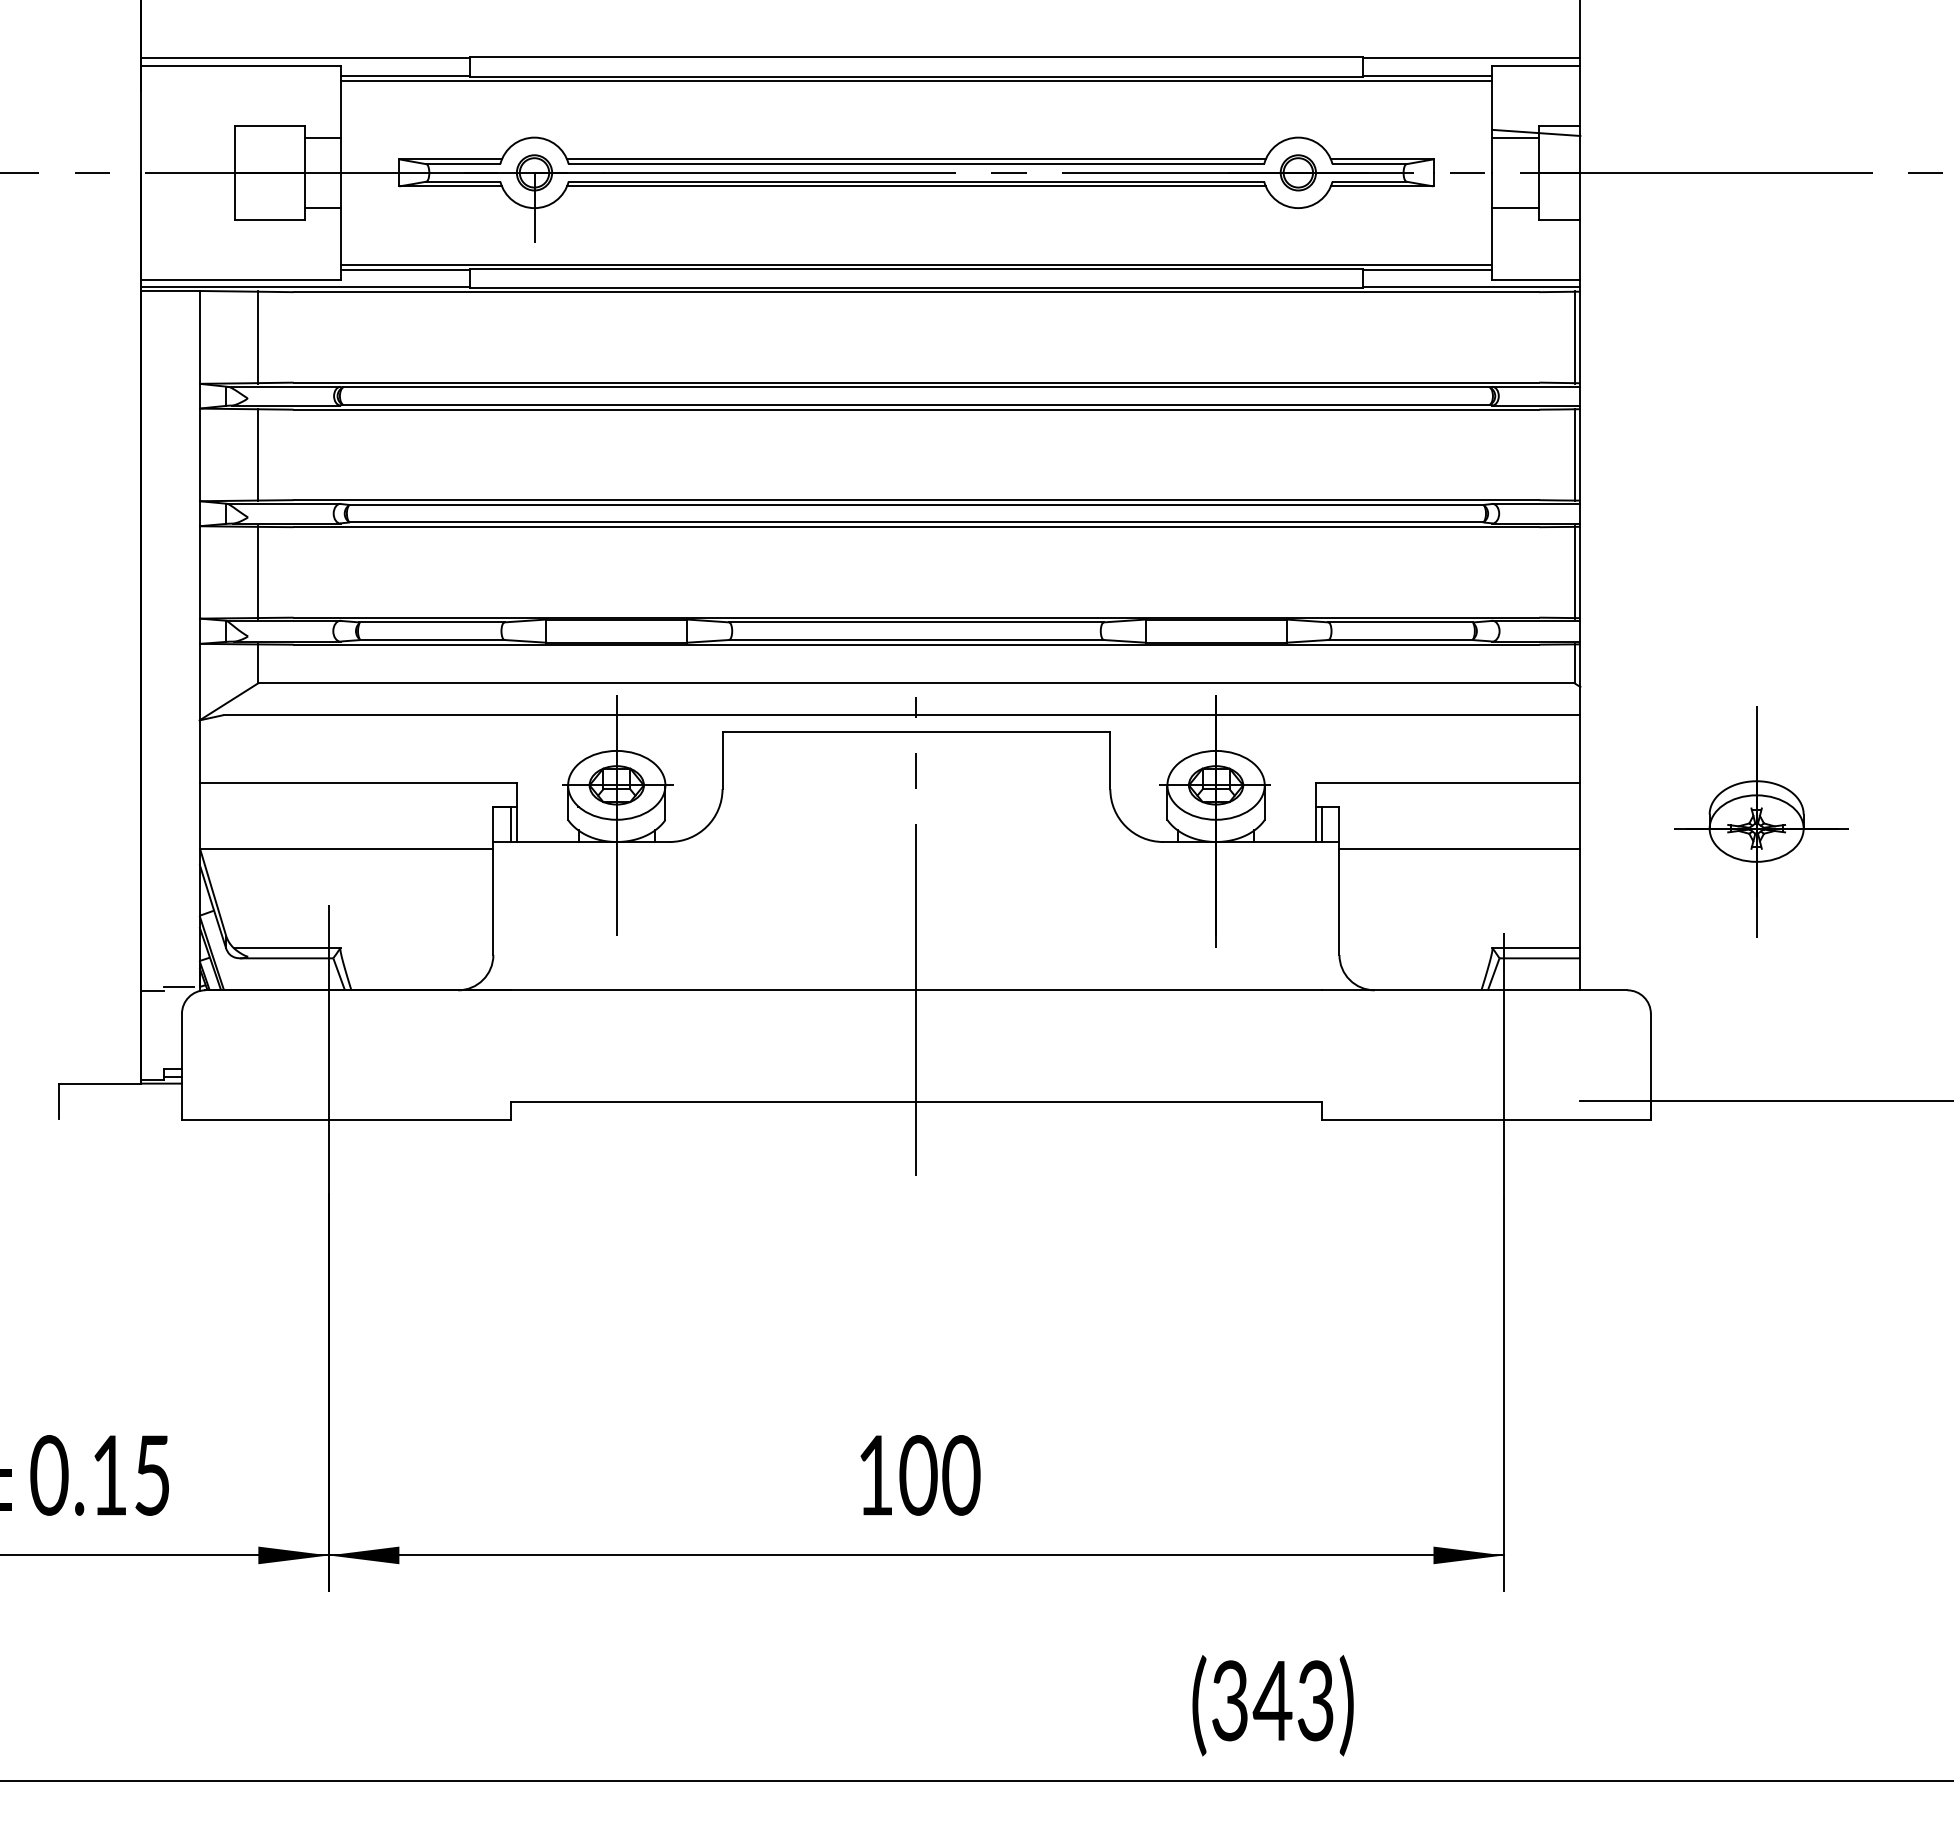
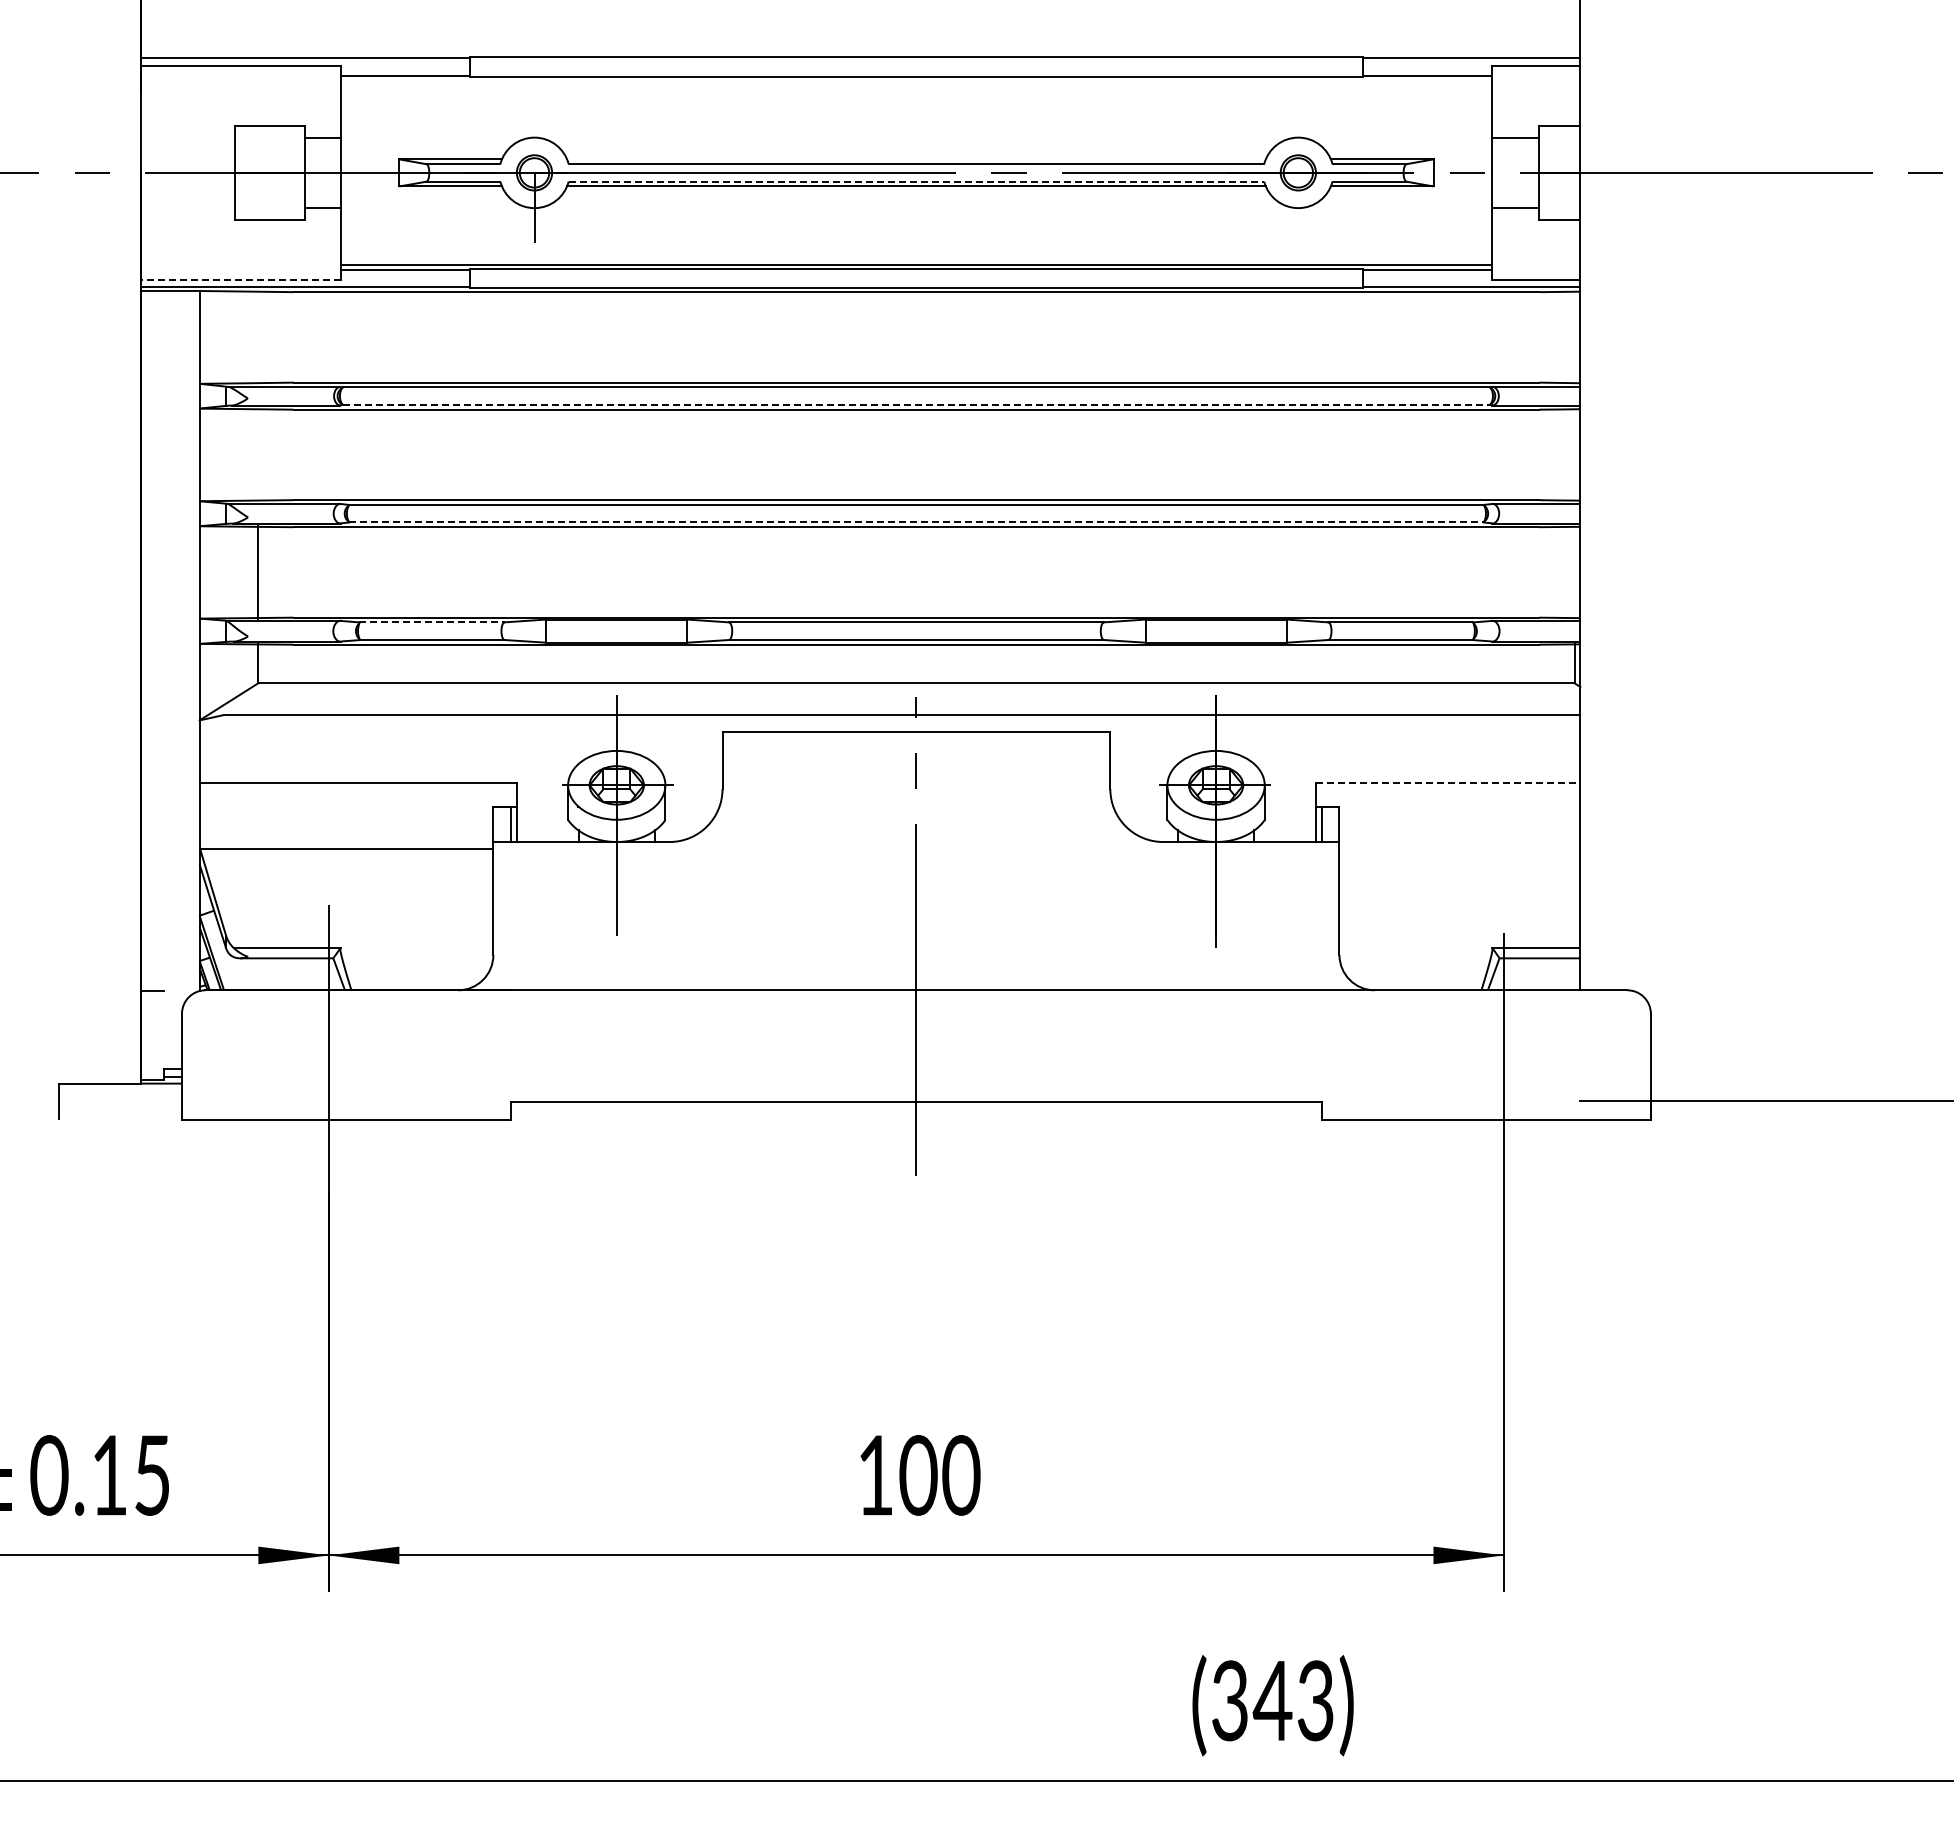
line: present -> none (916, 80)
line: present -> none (1536, 132)
line: present -> none (916, 159)
line: solid -> dashed (916, 181)
line: solid -> dashed (240, 279)
line: present -> none (258, 336)
line: present -> none (1574, 336)
line: solid -> dashed (916, 404)
line: present -> none (258, 454)
line: present -> none (1574, 454)
line: solid -> dashed (916, 522)
line: present -> none (1574, 572)
line: solid -> dashed (431, 622)
line: solid -> dashed (1448, 782)
part: present -> none (1761, 821)
line: present -> none (1459, 849)
line: present -> none (179, 987)
